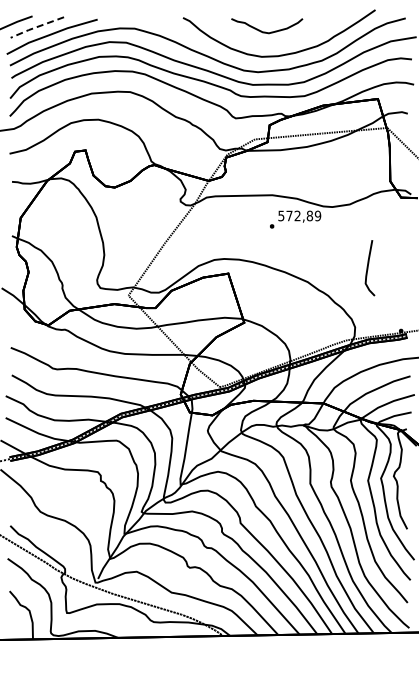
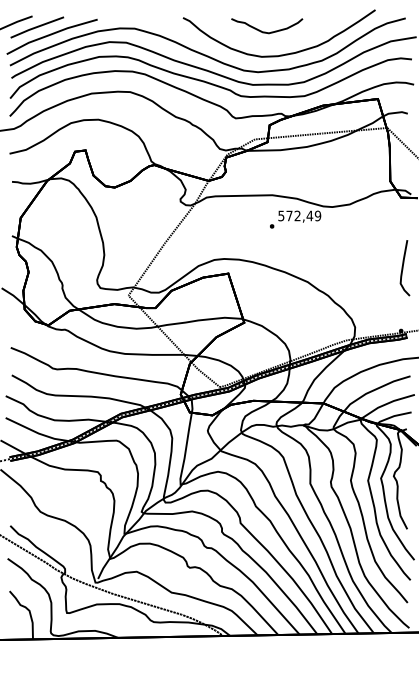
line: dashed -> solid (36, 27)
text: 572,89 -> 572,49 (309, 215)
curve position: (368, 268) -> (403, 268) (403, 268)
